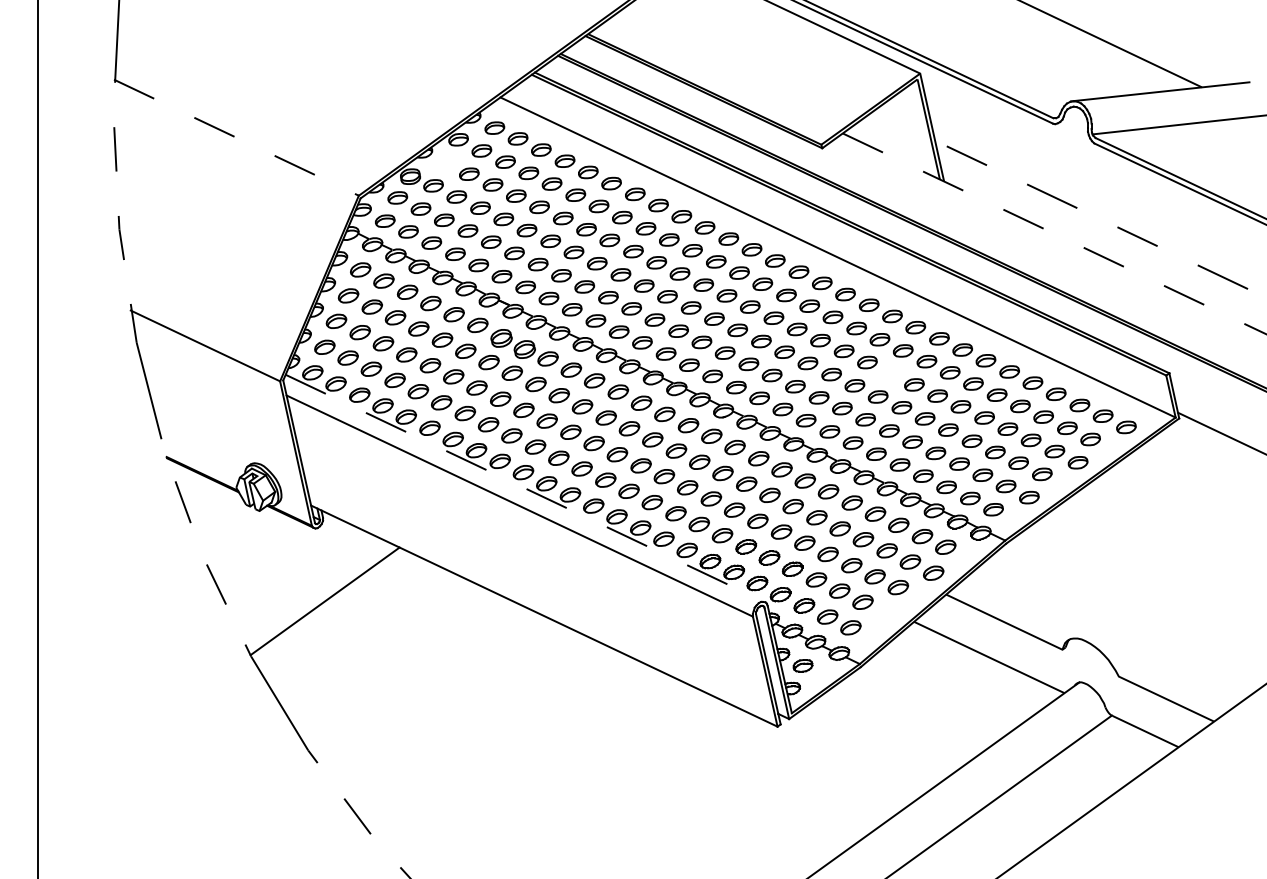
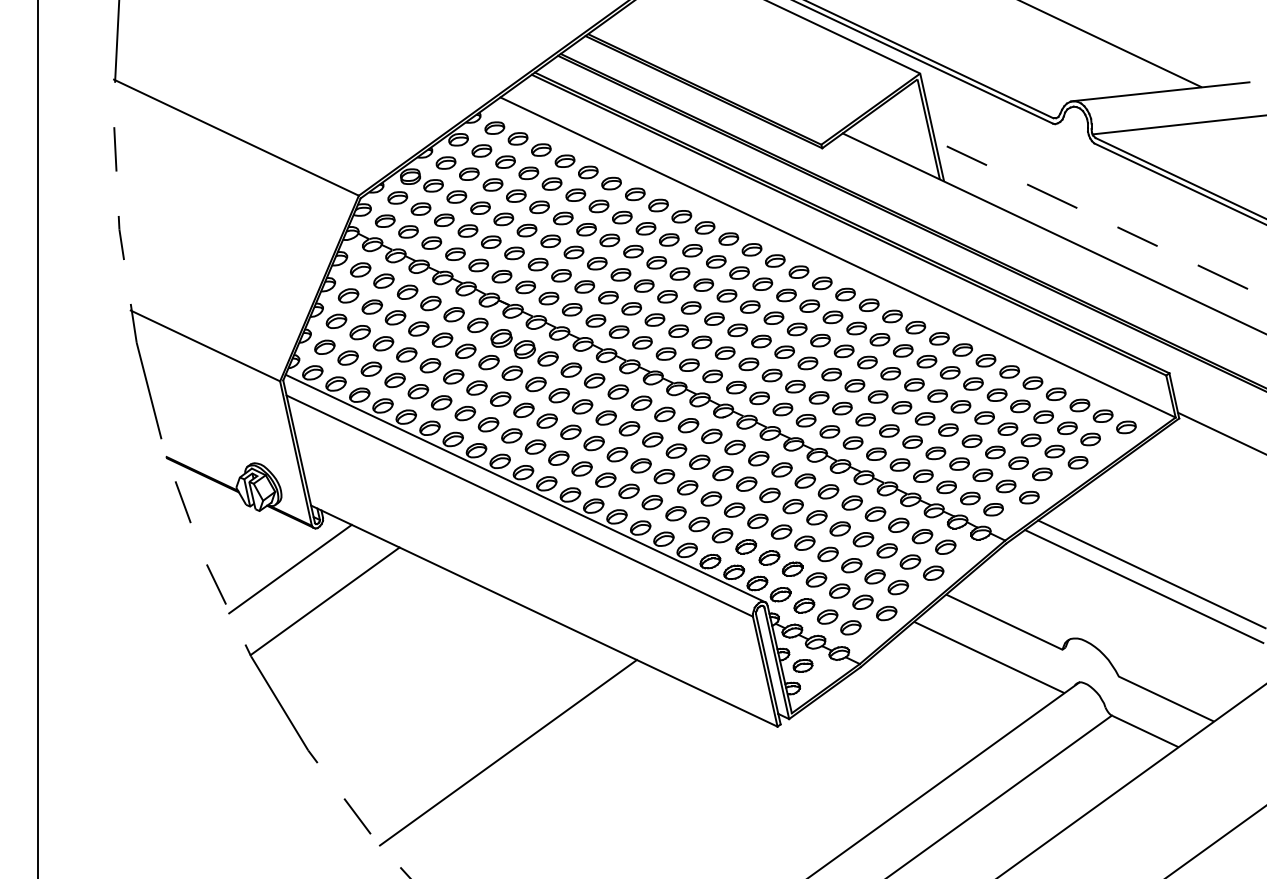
line: dashed -> solid (236, 137)
part: none -> present (445, 162)
line: dashed -> solid (1054, 234)
part: none -> present (890, 373)
line: dashed -> solid (525, 488)
line: none -> present (290, 568)
line: none -> present (1150, 573)
line: none -> present (1144, 586)
part: none -> present (886, 613)
line: none -> present (507, 752)
line: none -> present (1216, 841)
